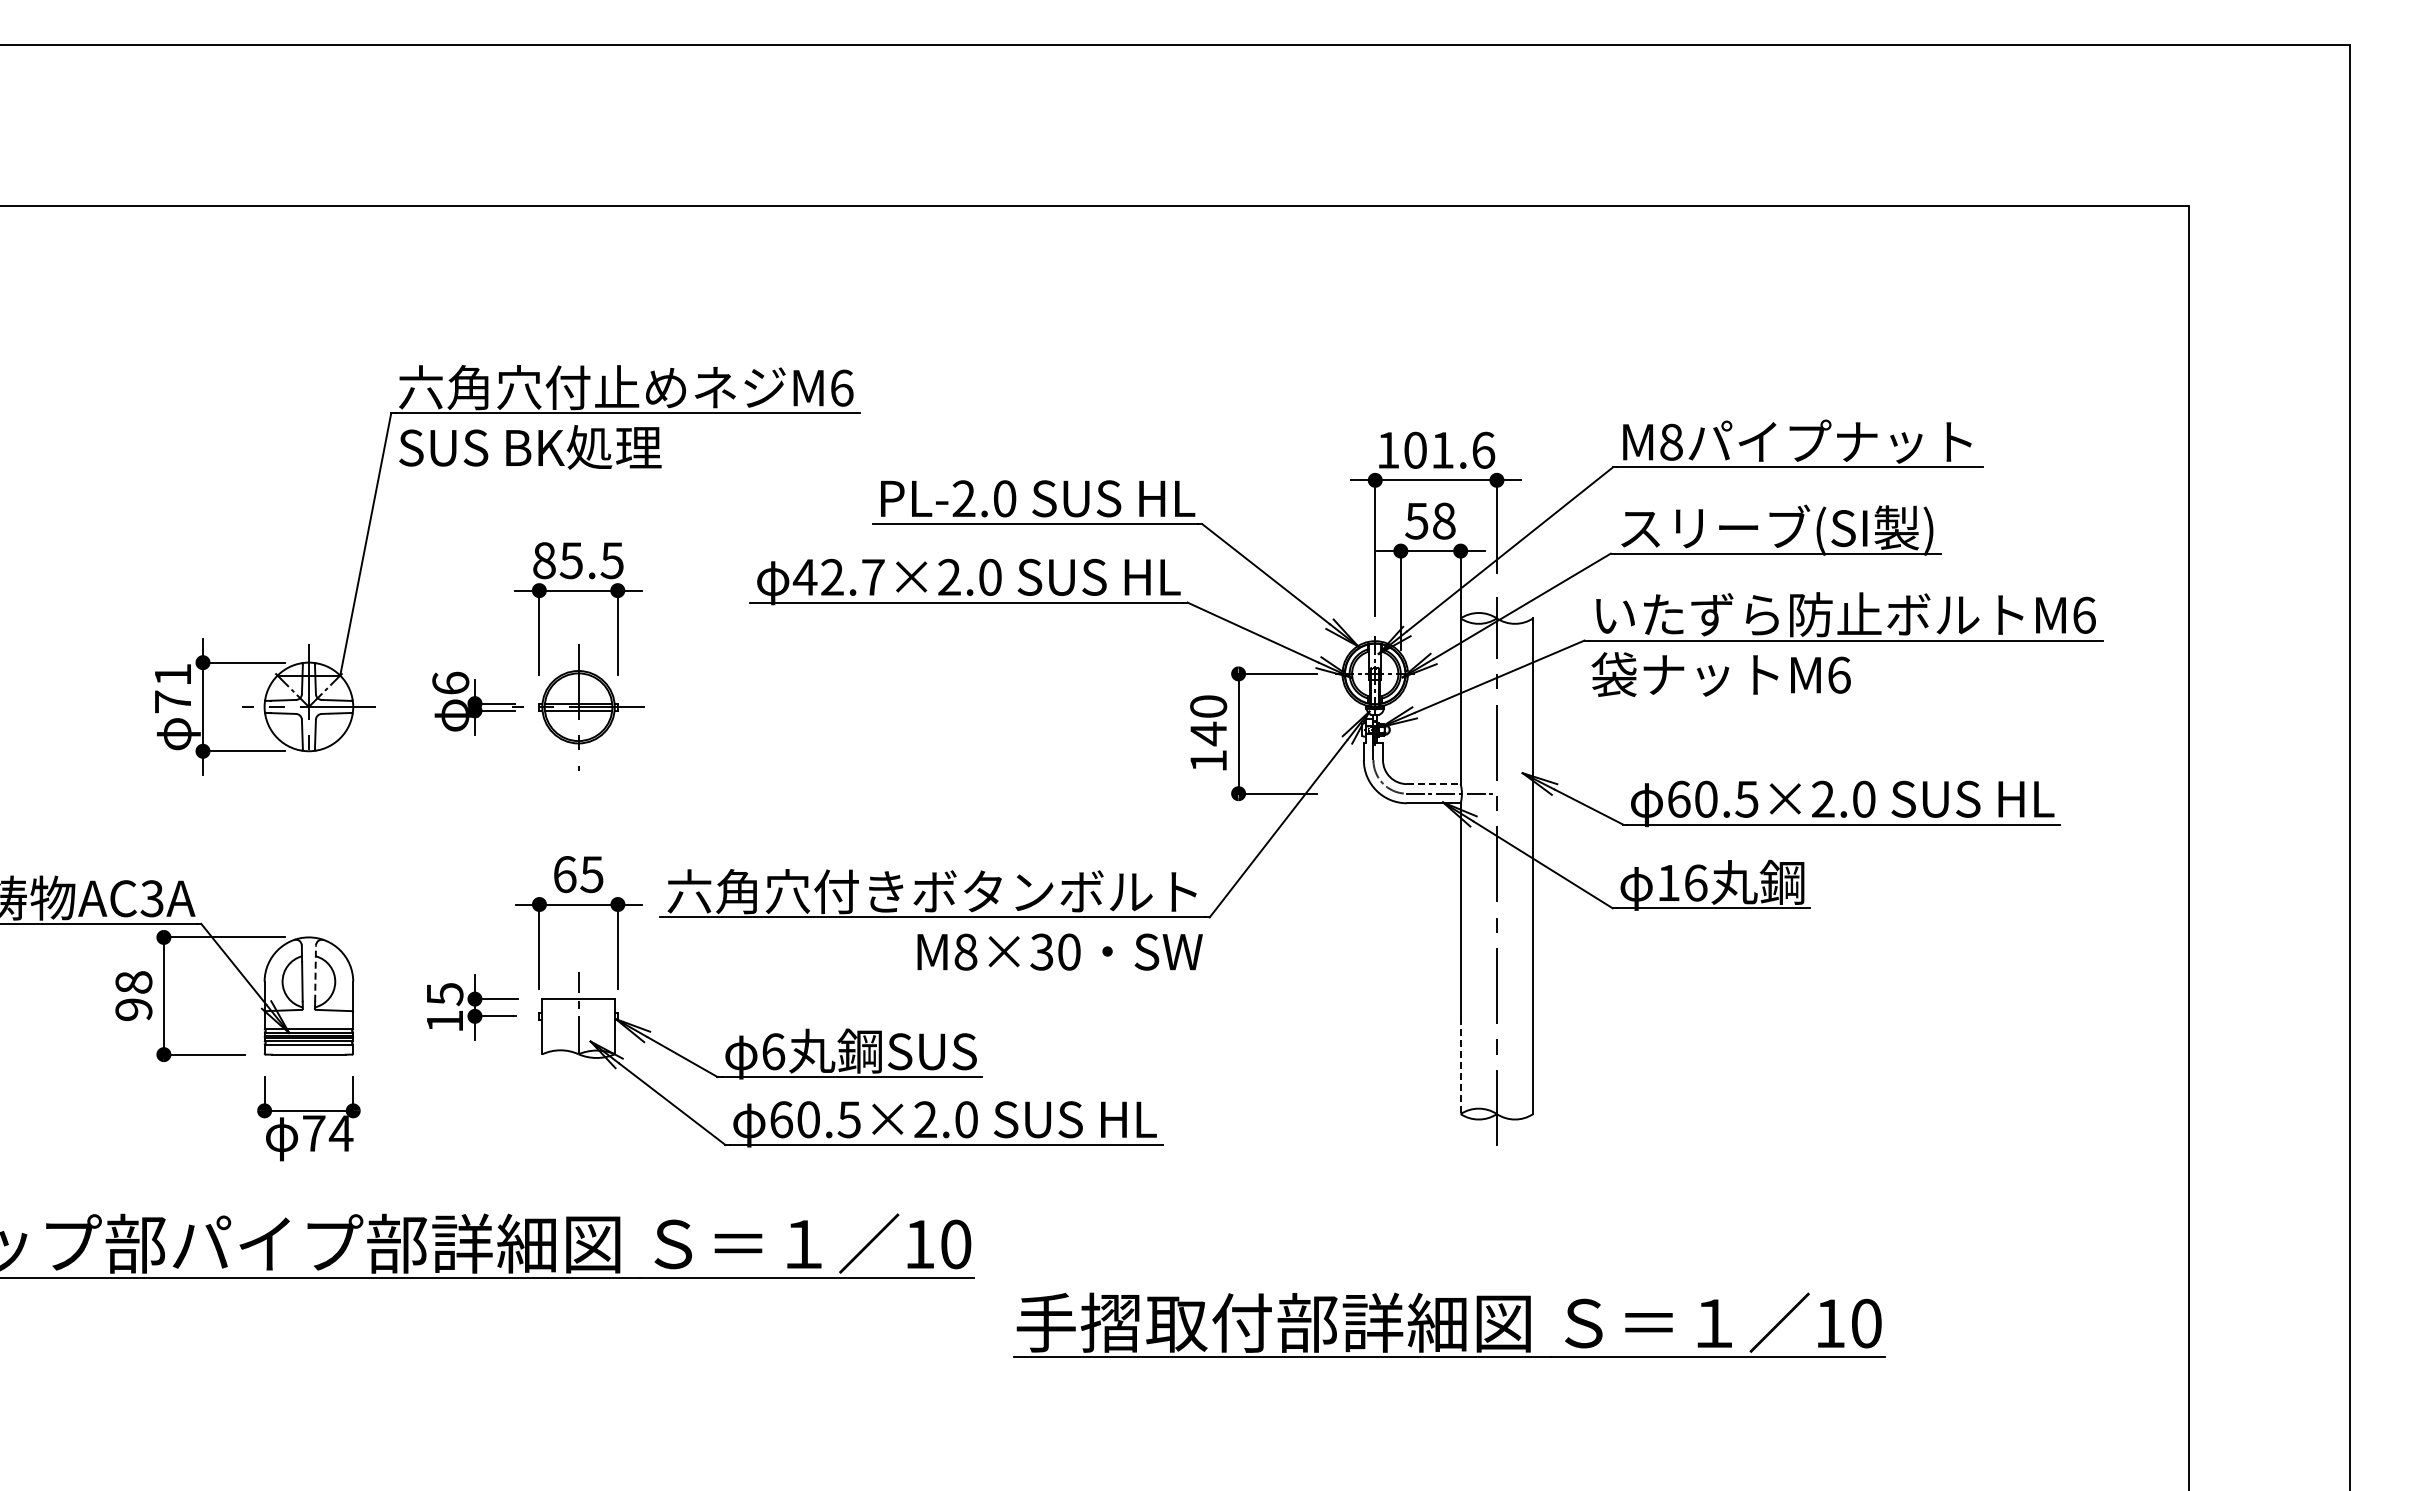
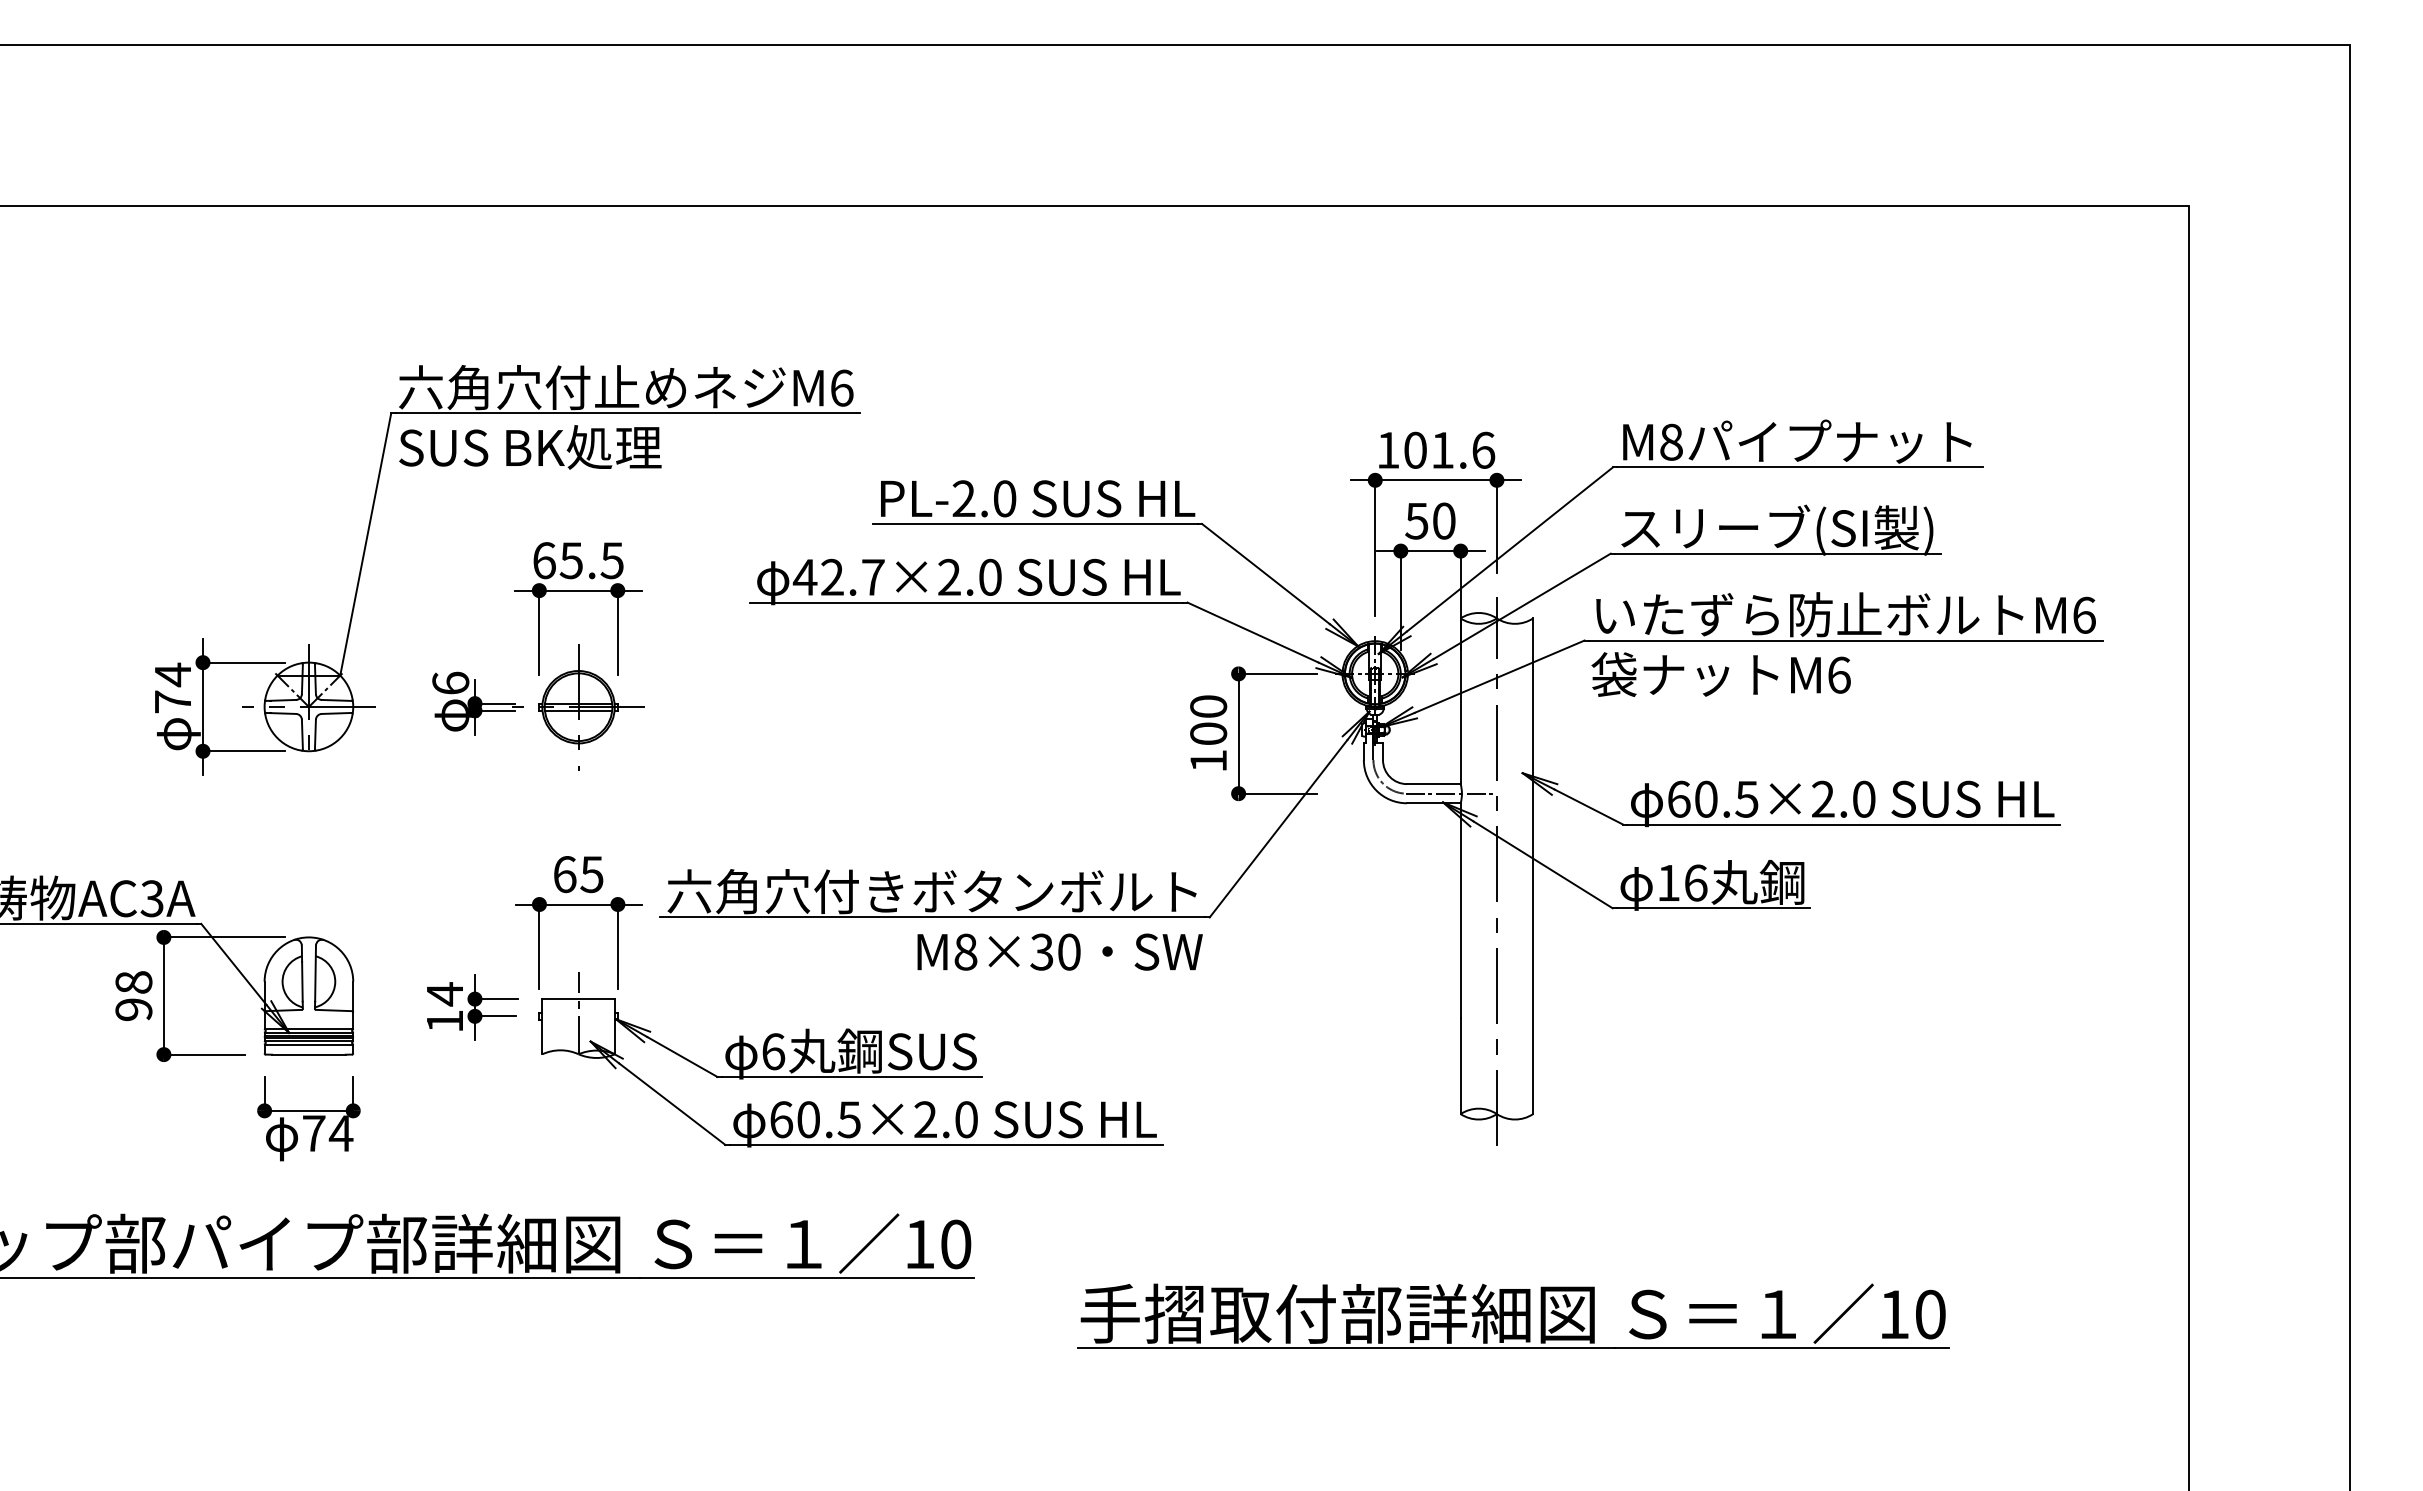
text: 58 -> 50 (1444, 520)
text: 85.5 -> 65.5 (544, 560)
text: 71 -> 74 (172, 674)
text: 140 -> 100 (1208, 733)
line: dashed -> solid (1433, 784)
line: dashed -> solid (315, 973)
text: 15 -> 14 (445, 994)
line: dashed -> solid (1460, 1066)
part position: (1449, 1324) -> (1513, 1315) (1513, 1315)
